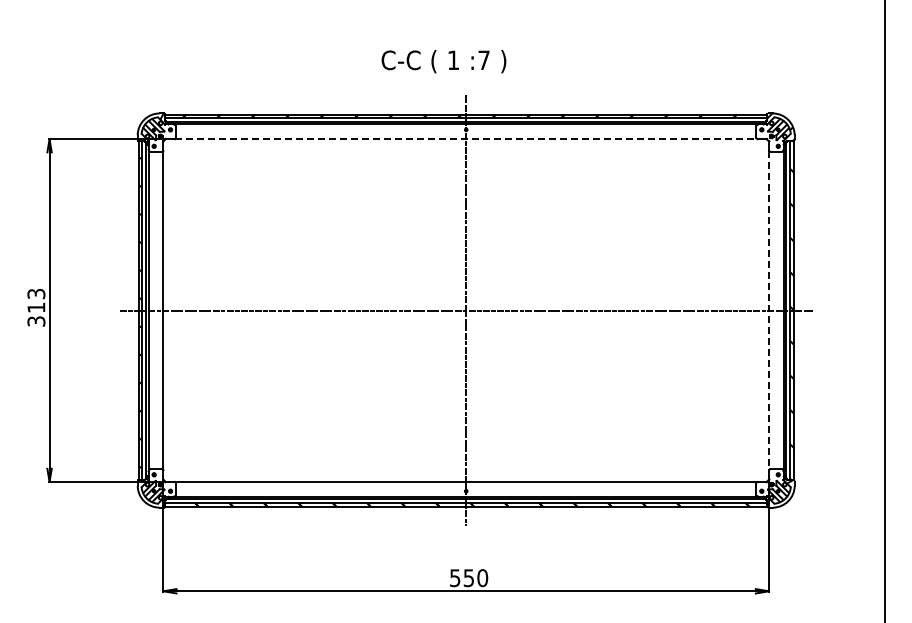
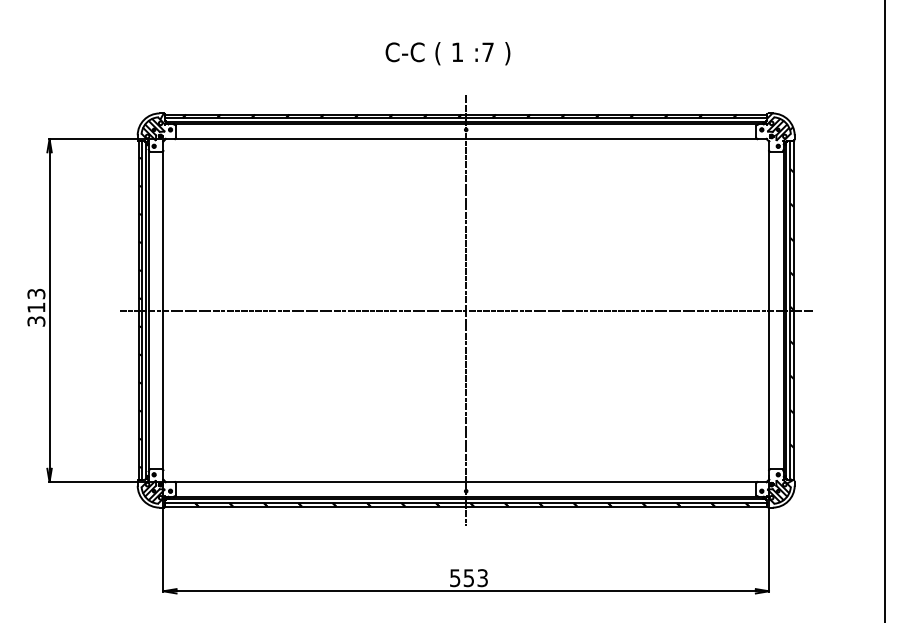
text position: (443, 61) -> (447, 53) (447, 53)
line: dashed -> solid (466, 139)
line: dashed -> solid (768, 310)
text: 550 -> 553 (482, 578)
